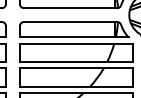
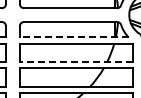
line: solid -> dashed (73, 37)
line: solid -> dashed (76, 62)
